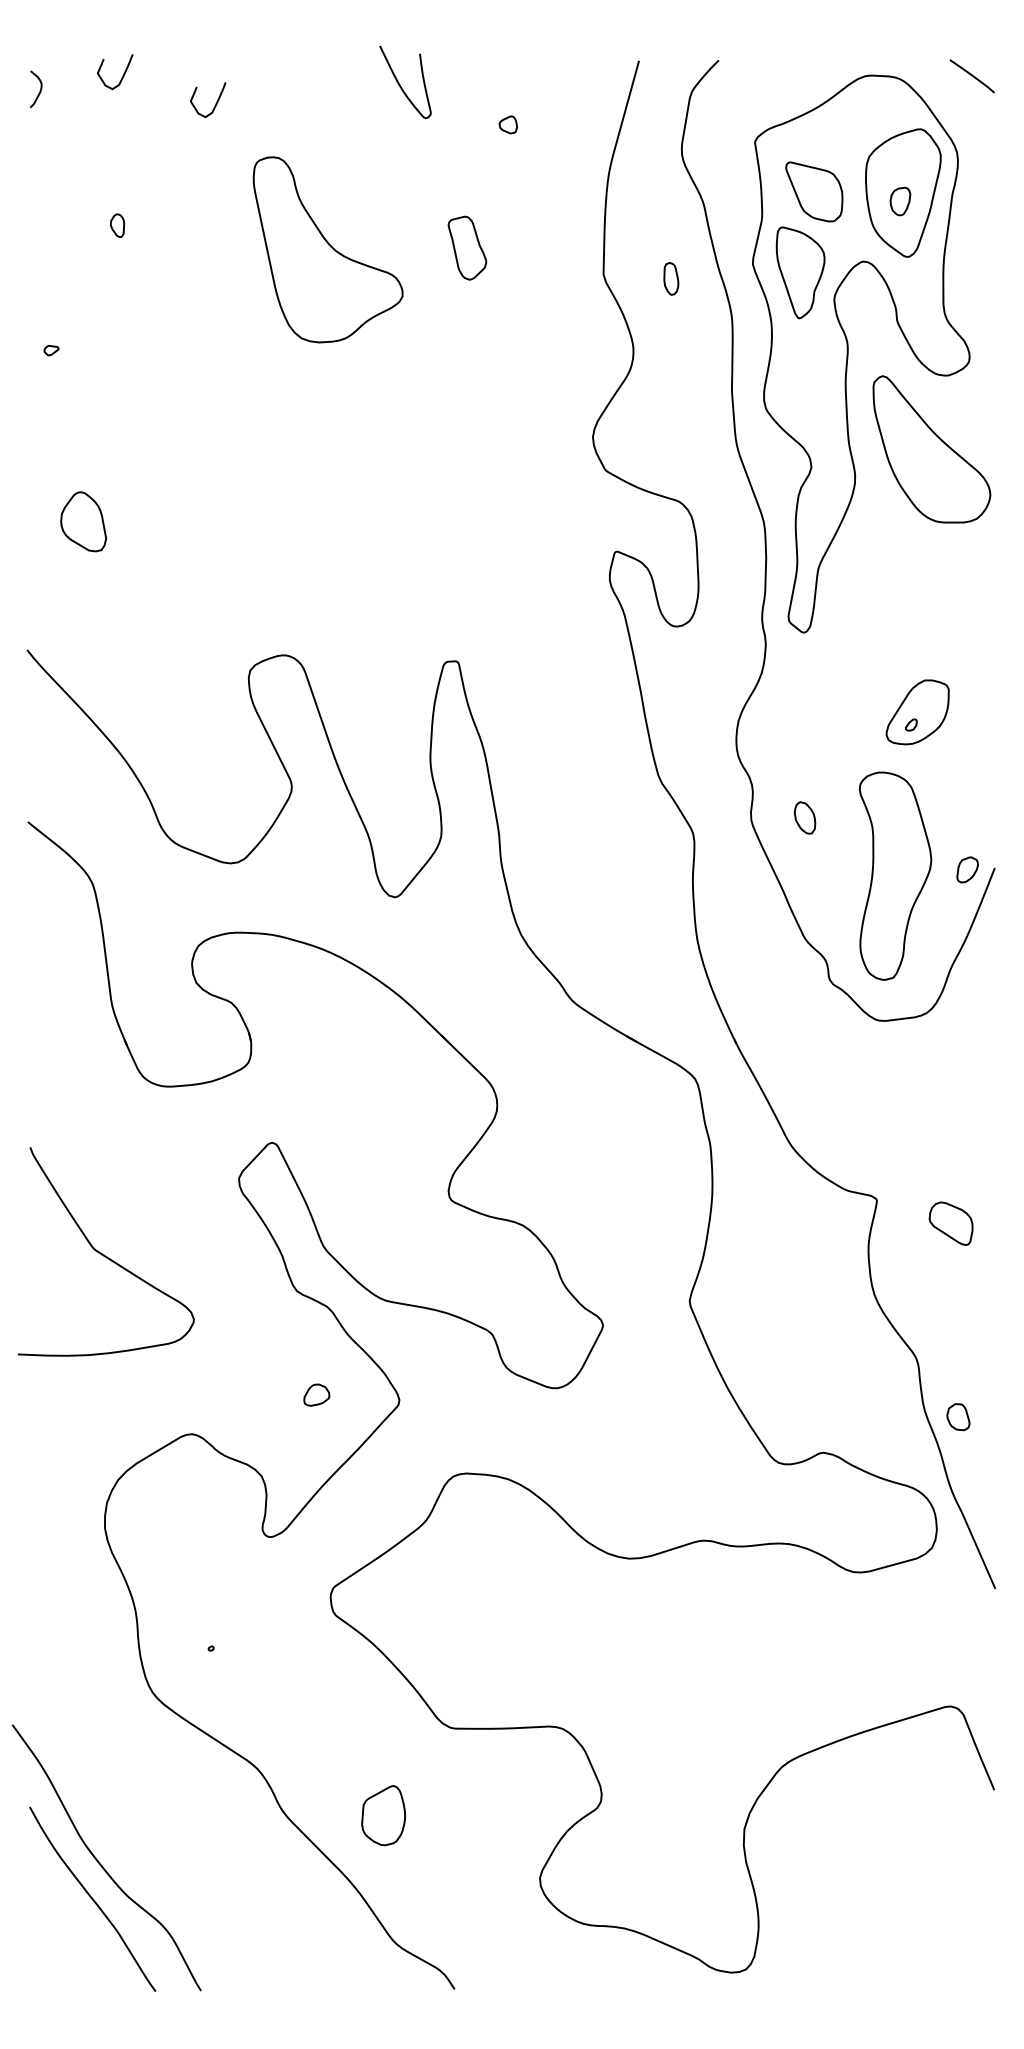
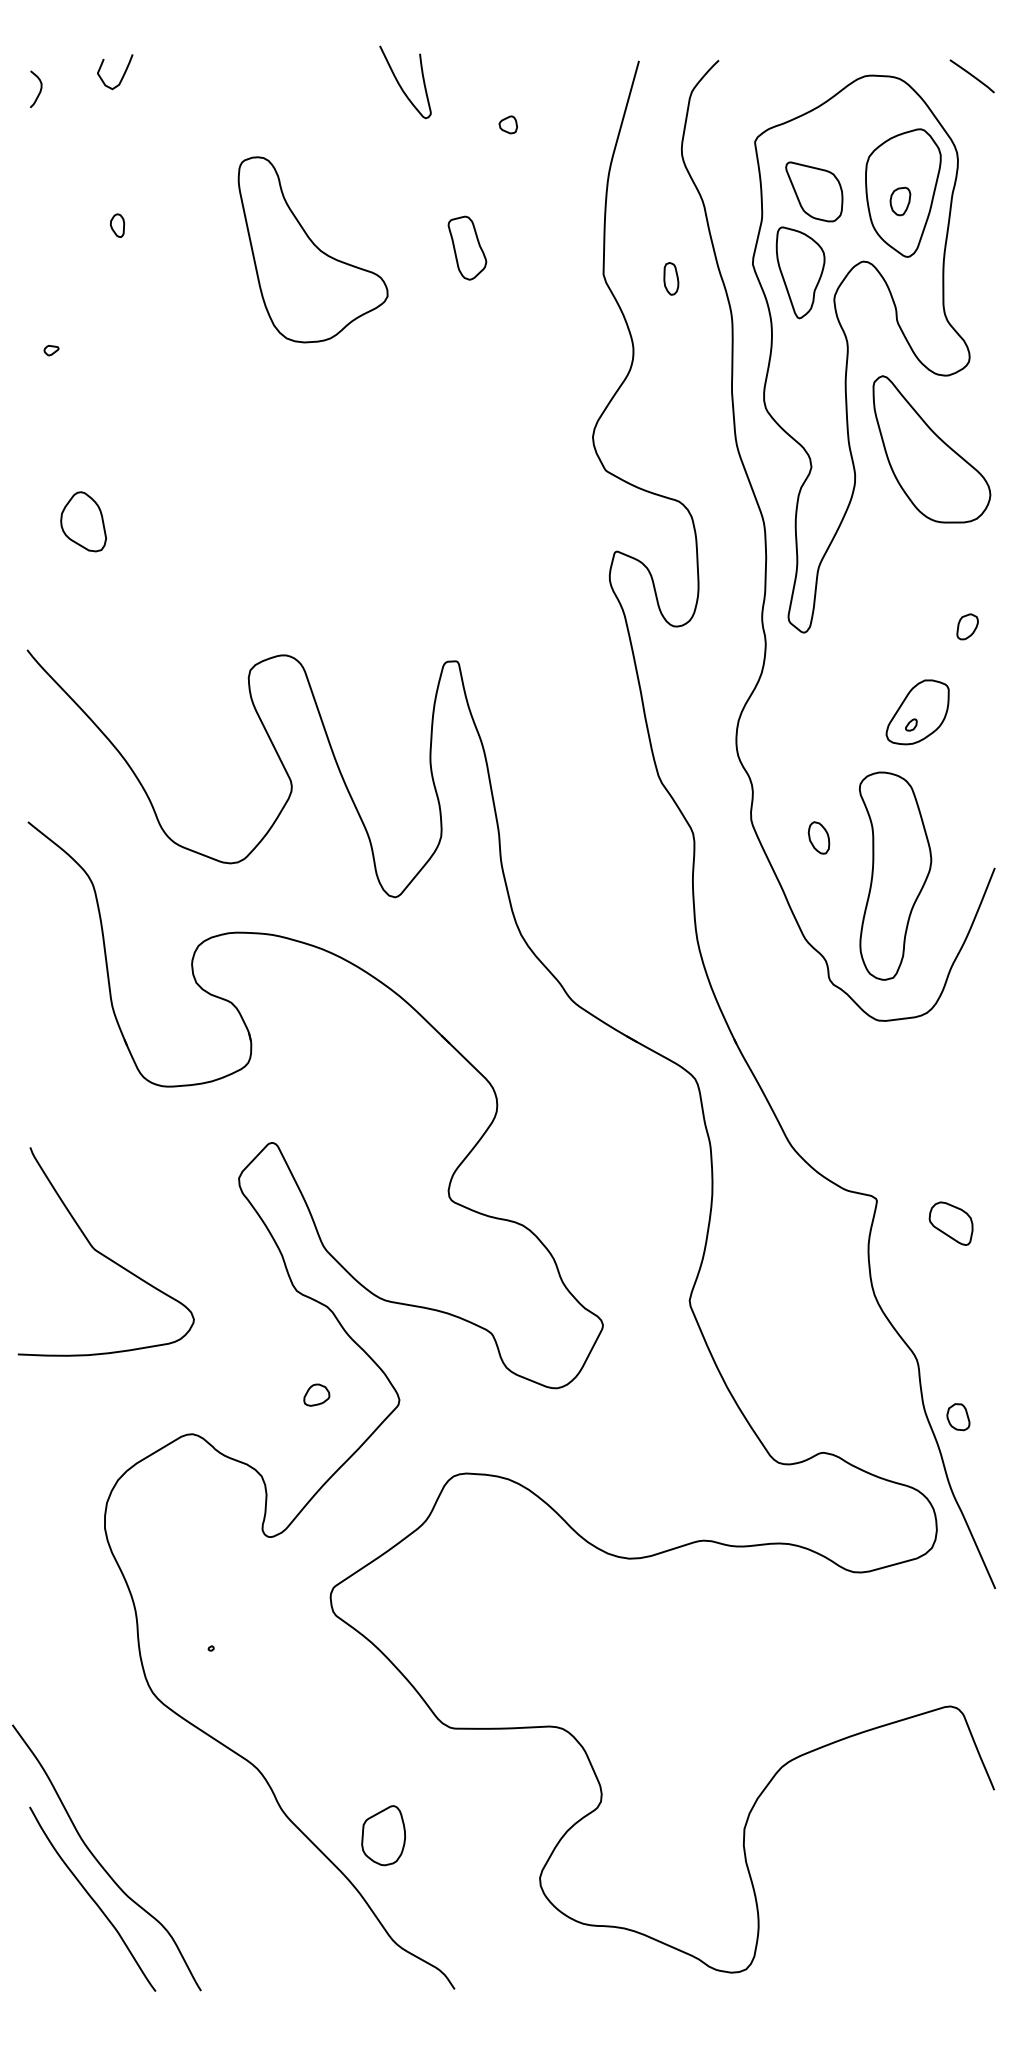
curve: present -> none (215, 103)
part position: (327, 249) -> (312, 249) (312, 249)
part position: (804, 817) -> (818, 837) (818, 837)
part position: (967, 869) -> (967, 626) (967, 626)
part position: (383, 1815) -> (383, 1835) (383, 1835)
